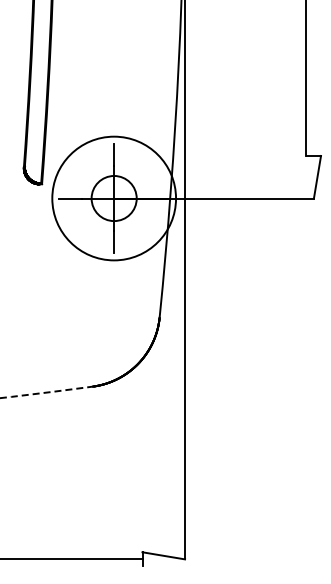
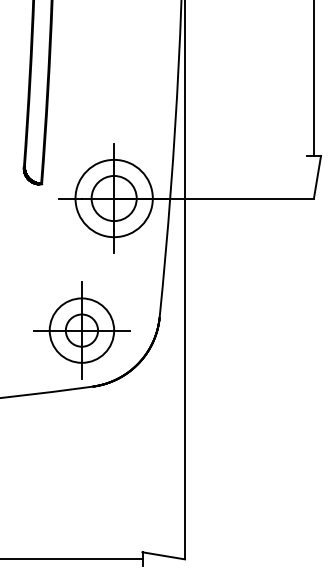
line position: (305, 78) -> (313, 78) (313, 78)
circle diameter: 124 px -> 77 px (113, 198)
part: none -> present (81, 330)
arc: dashed -> solid (46, 392)
